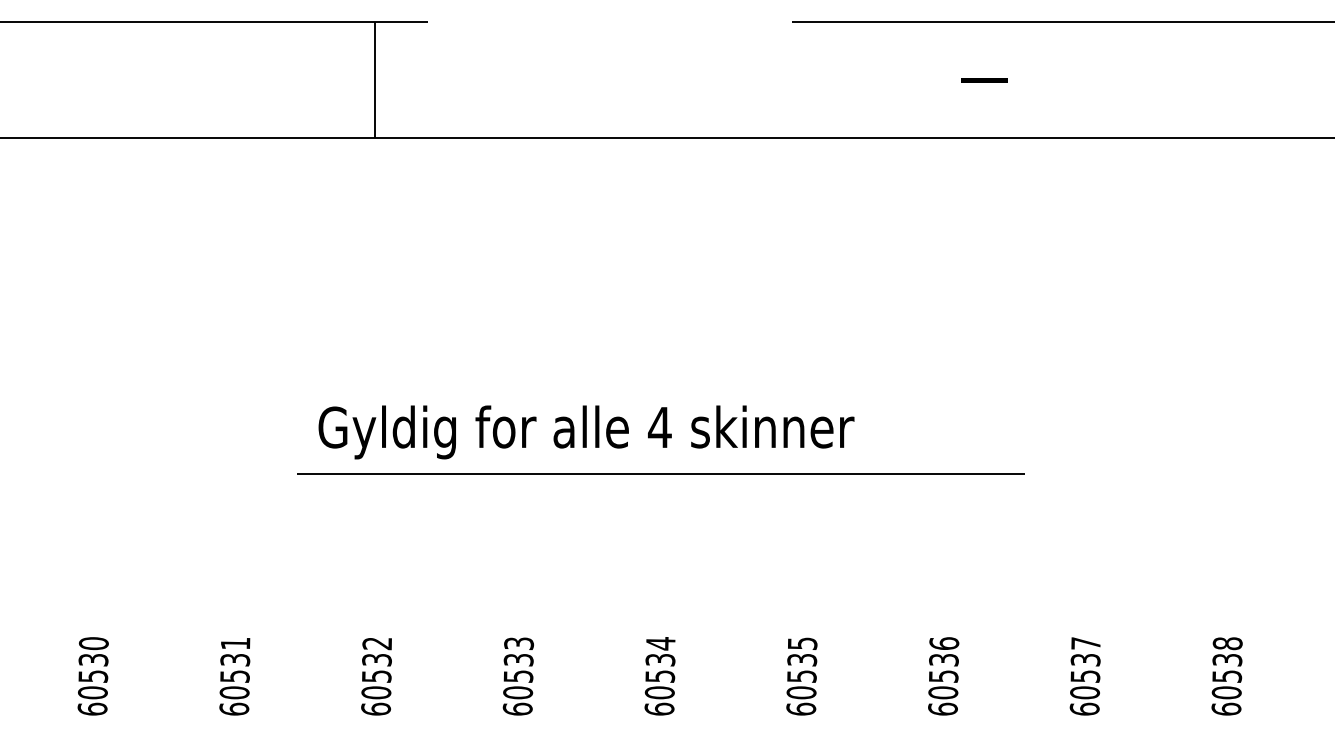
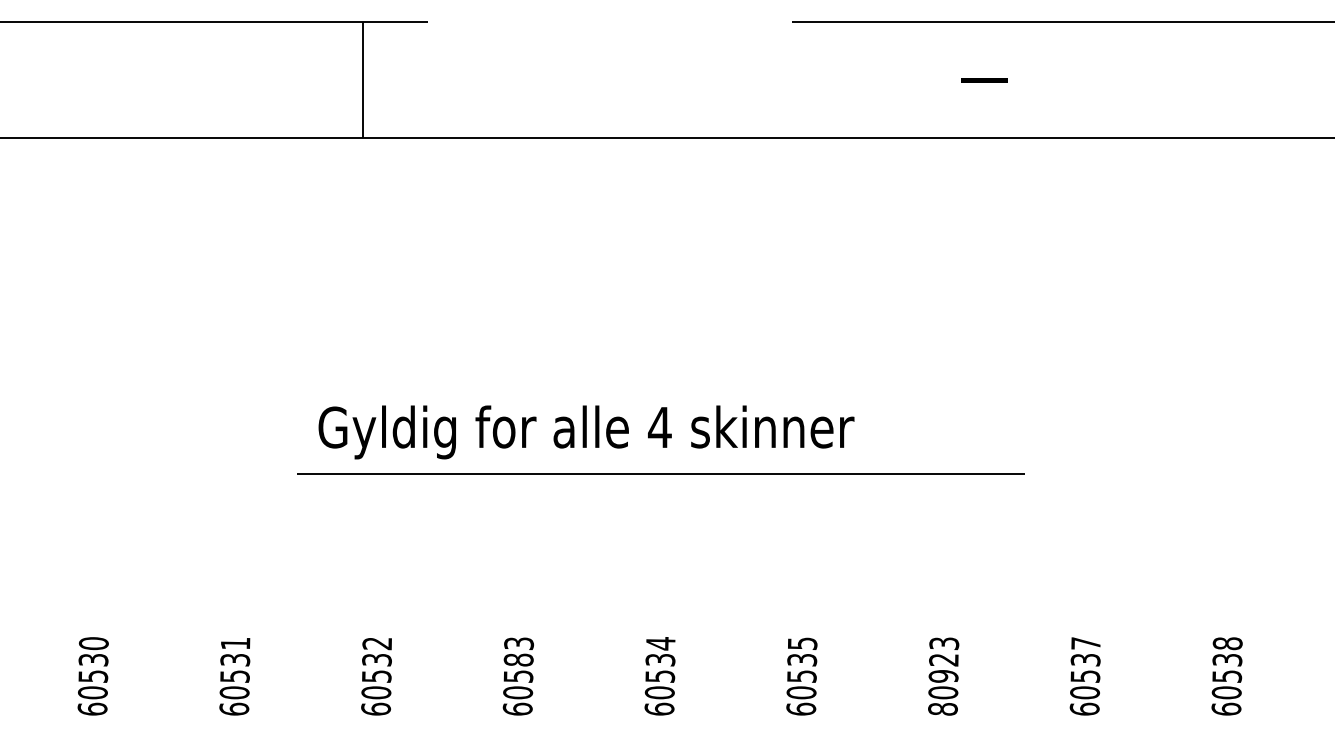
line position: (374, 80) -> (362, 80) (362, 80)
text: 60533 -> 60583 (518, 659)
text: 60536 -> 80923 (943, 676)
